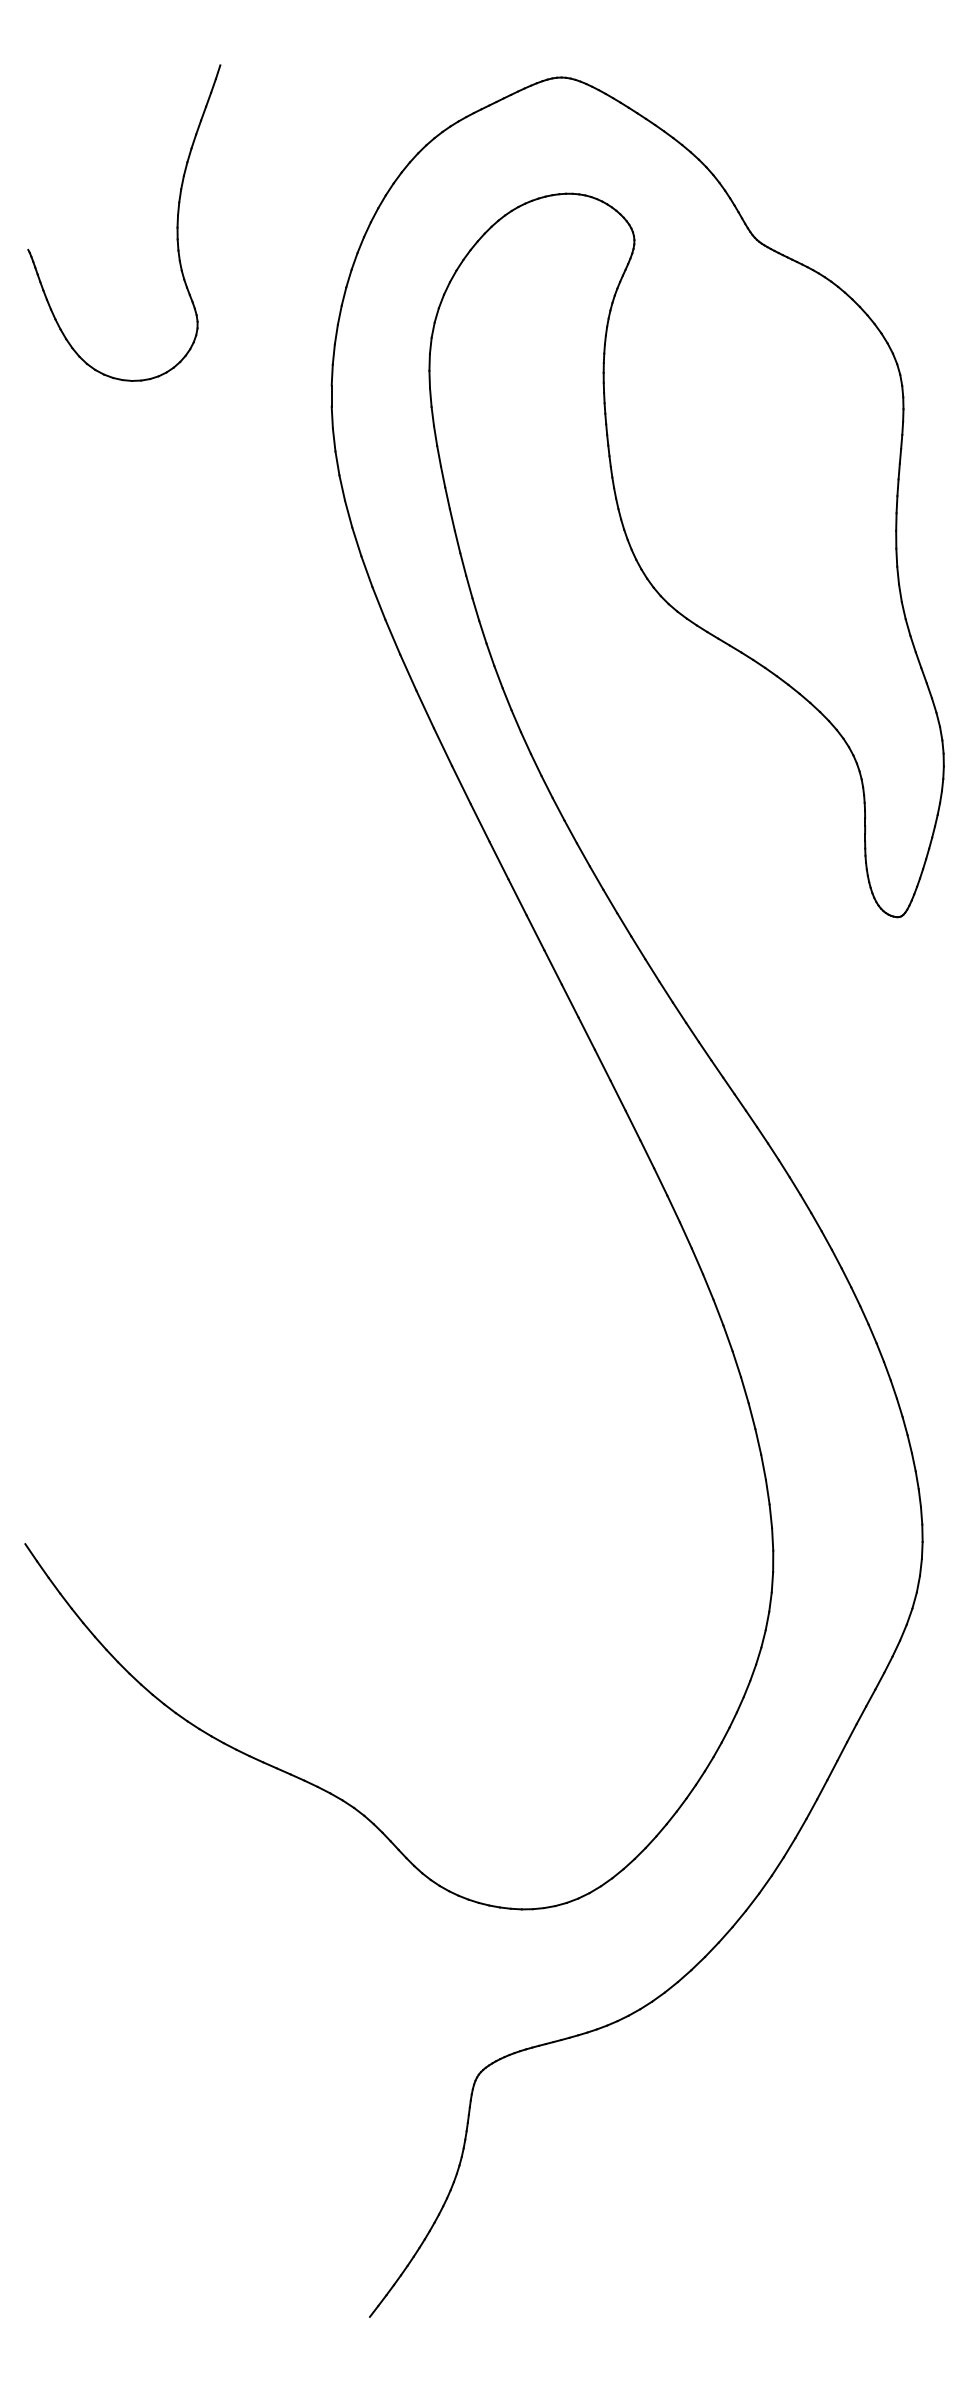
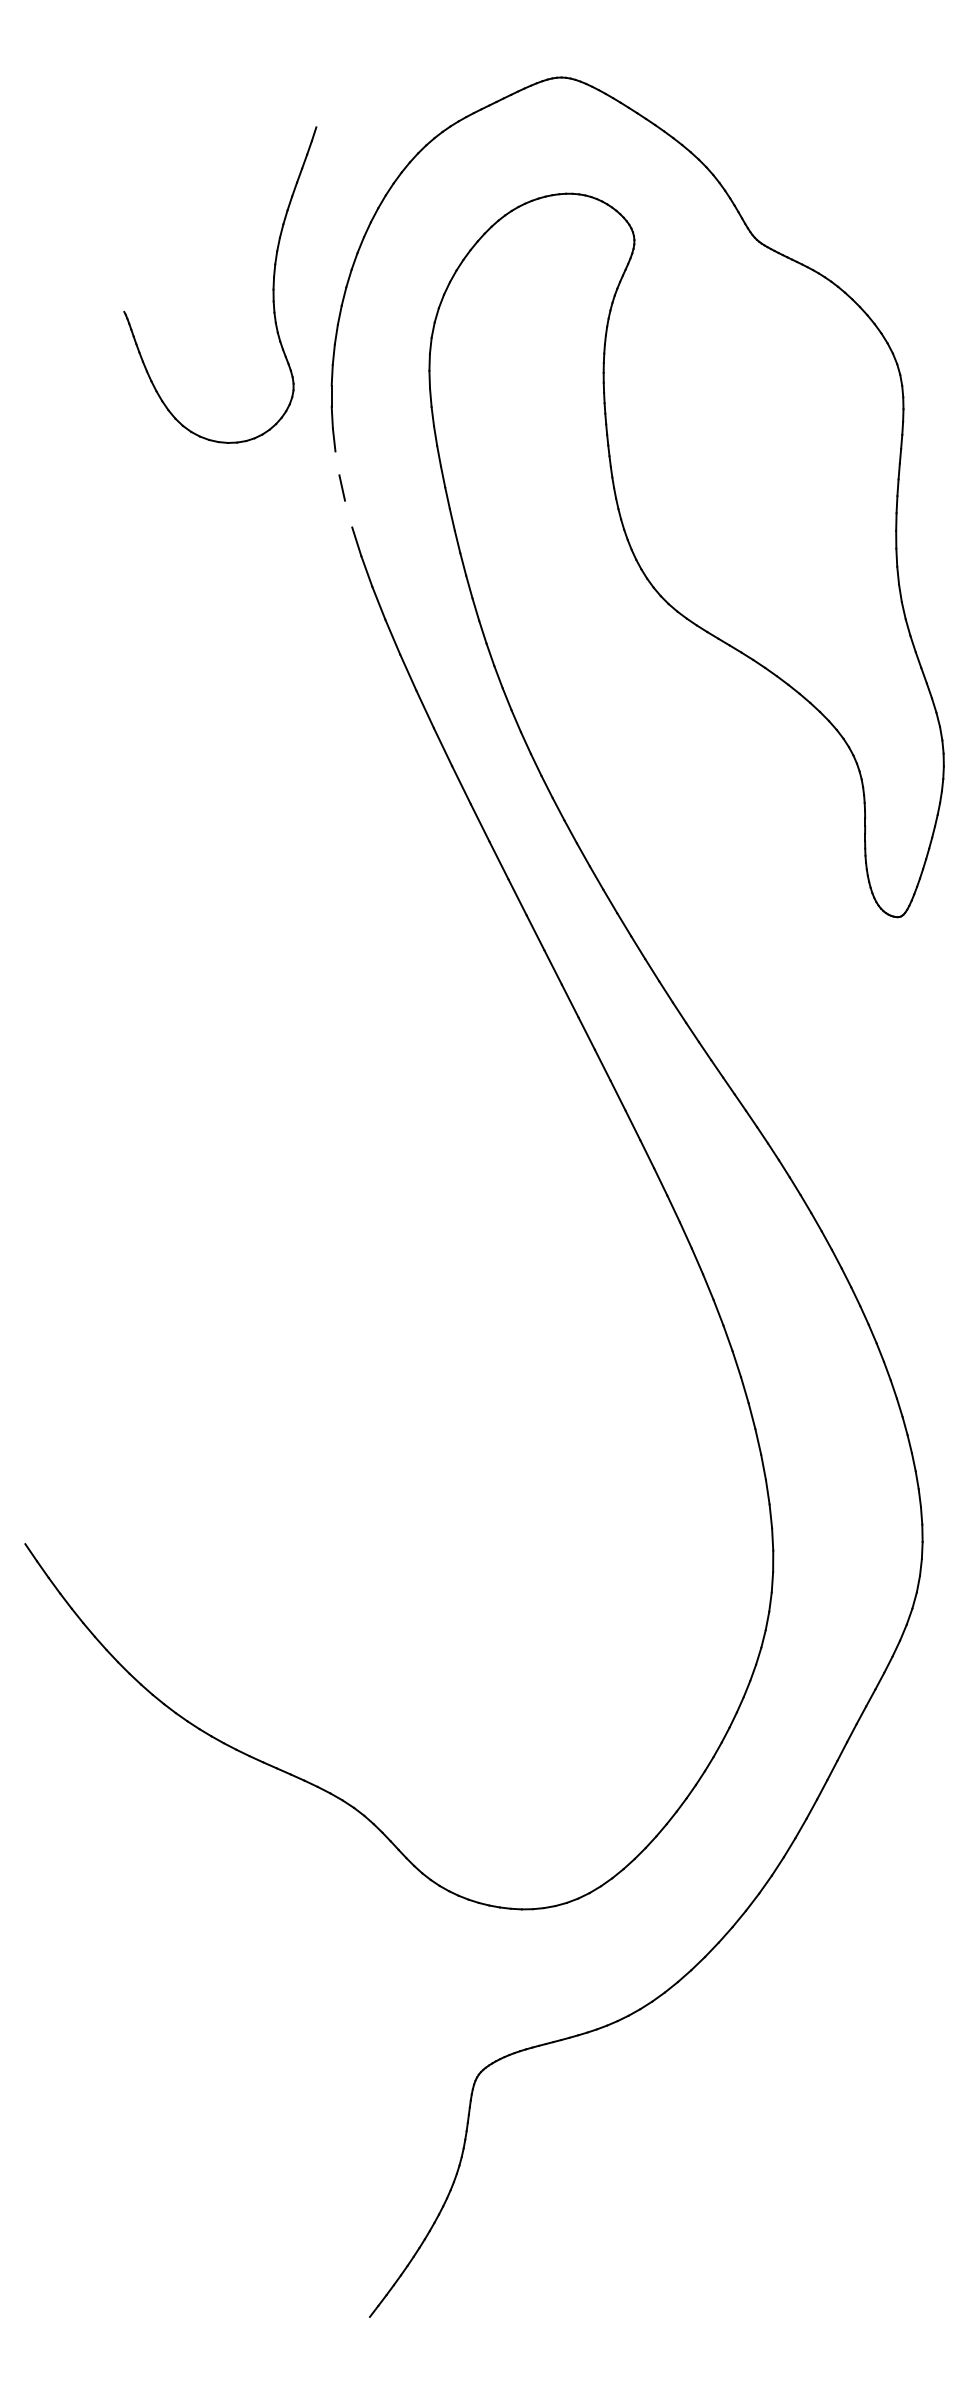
part position: (176, 222) -> (272, 284) (272, 284)
line: present -> none (337, 463)
line: present -> none (348, 513)
